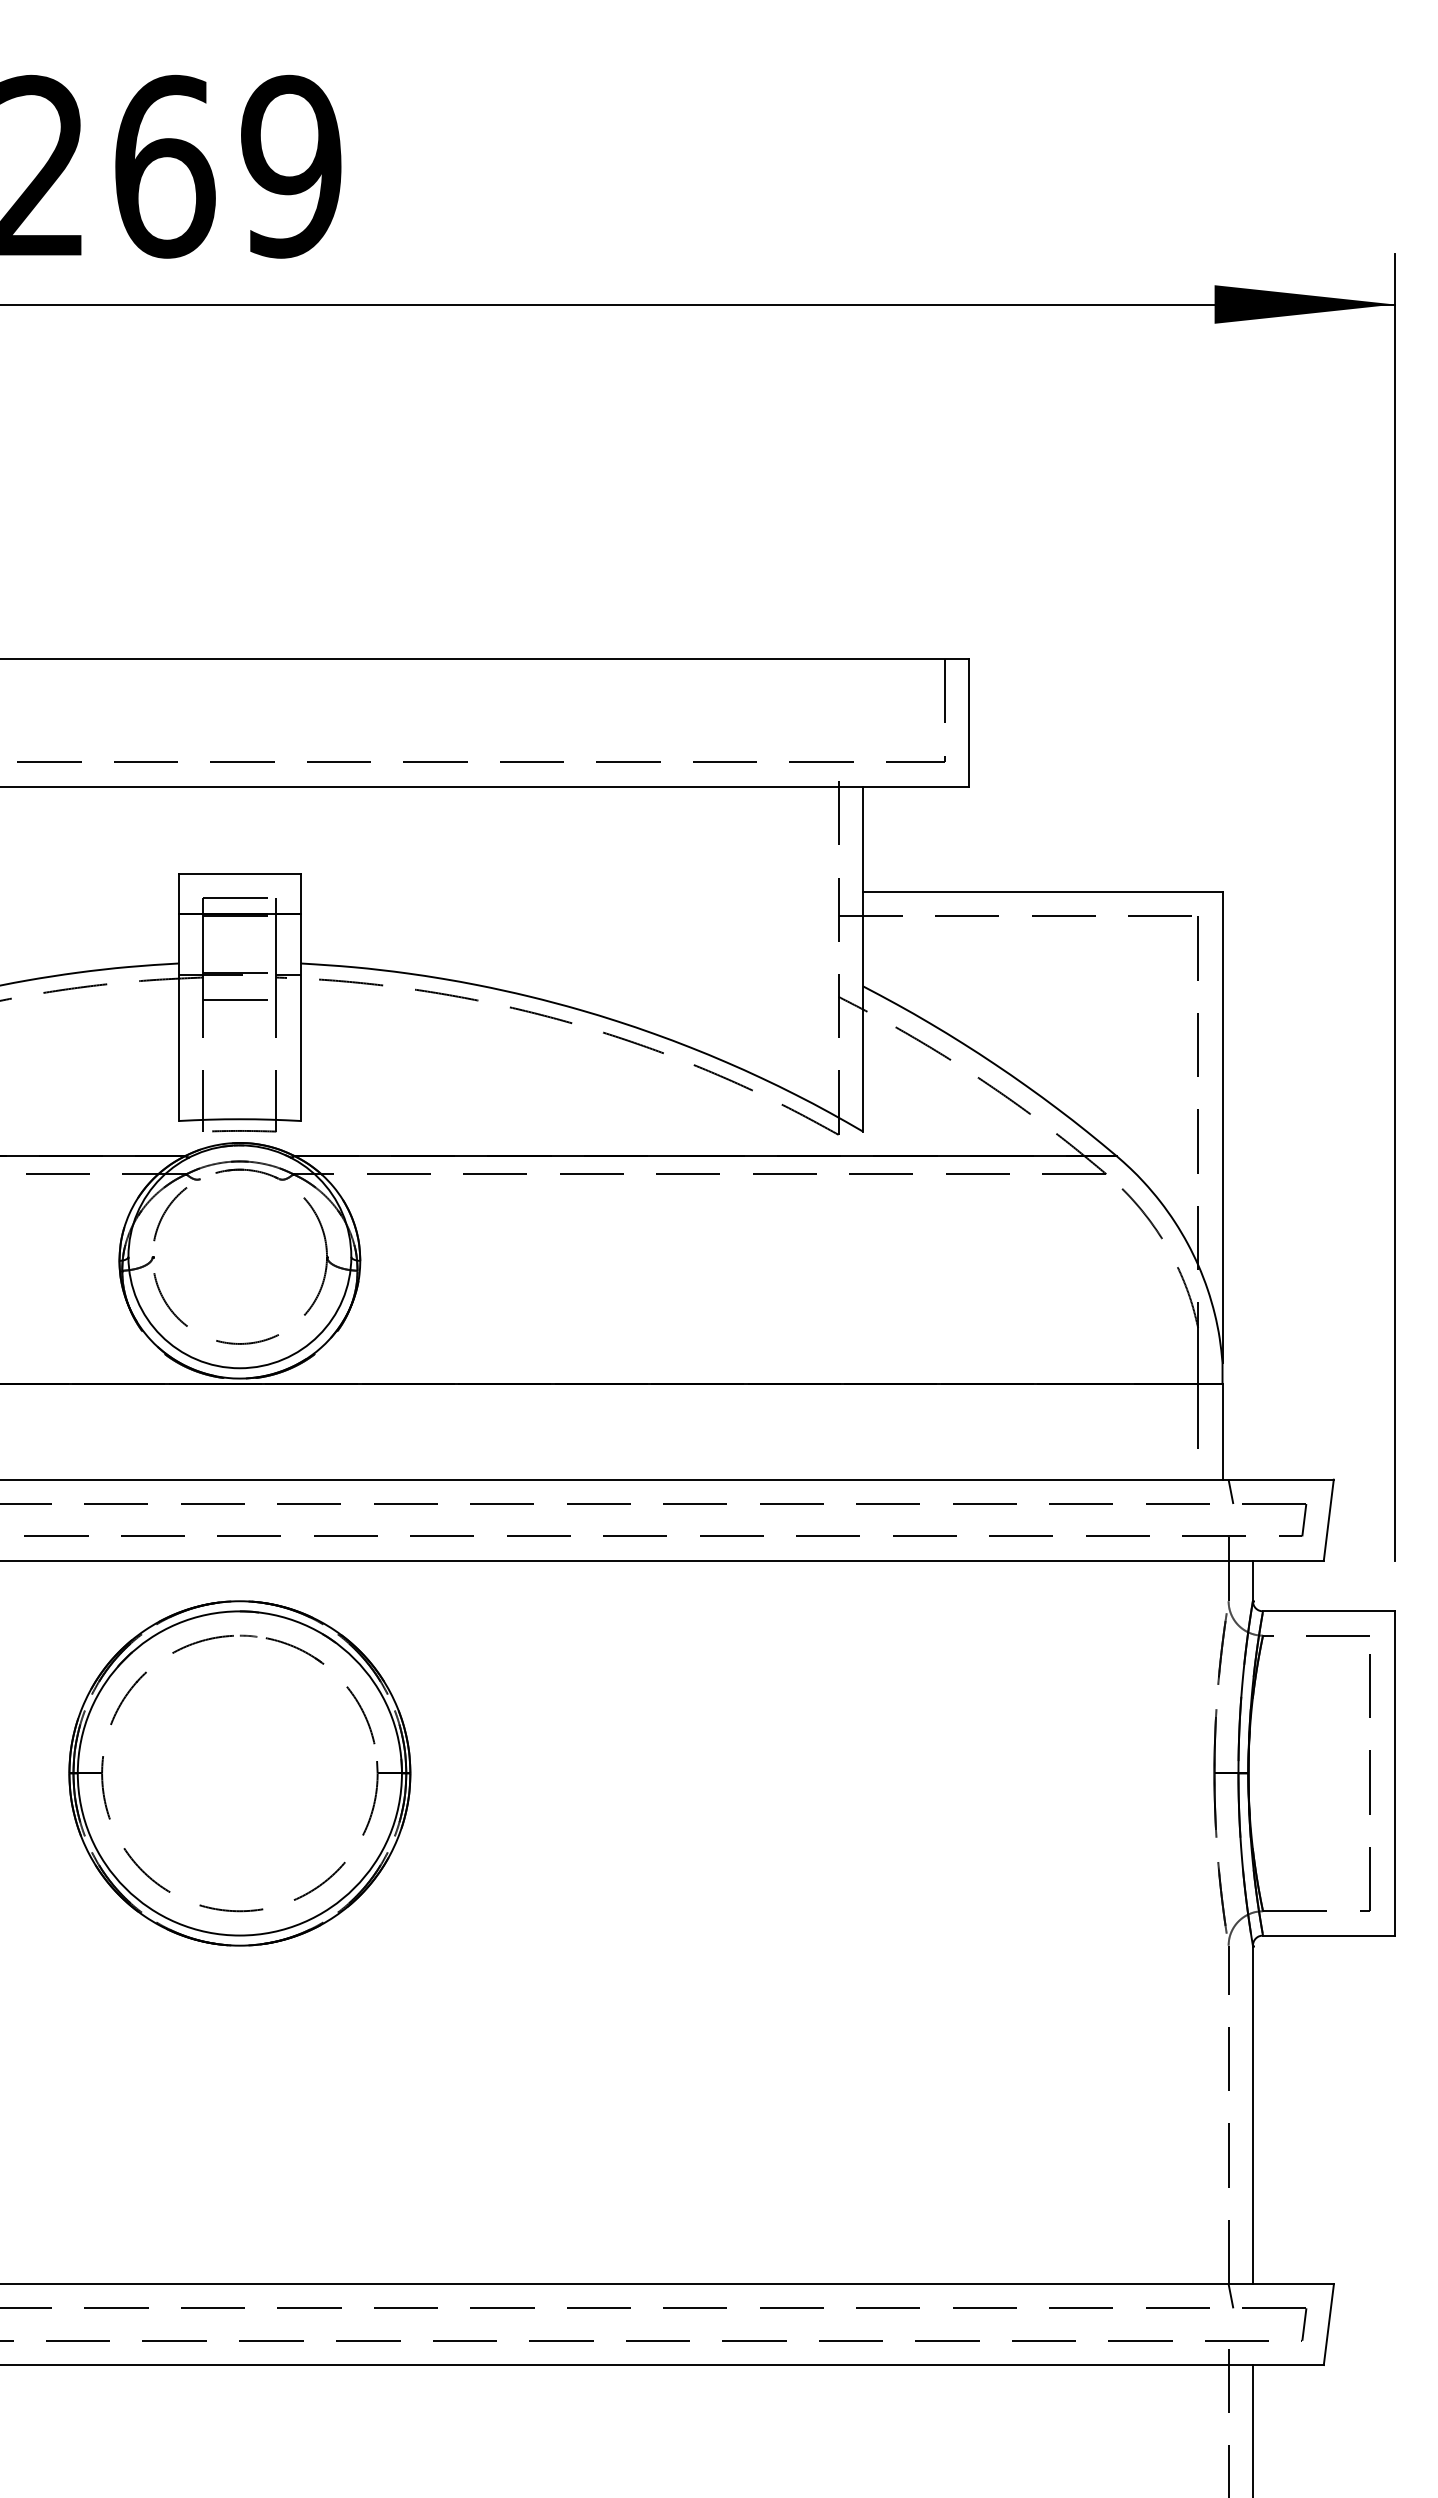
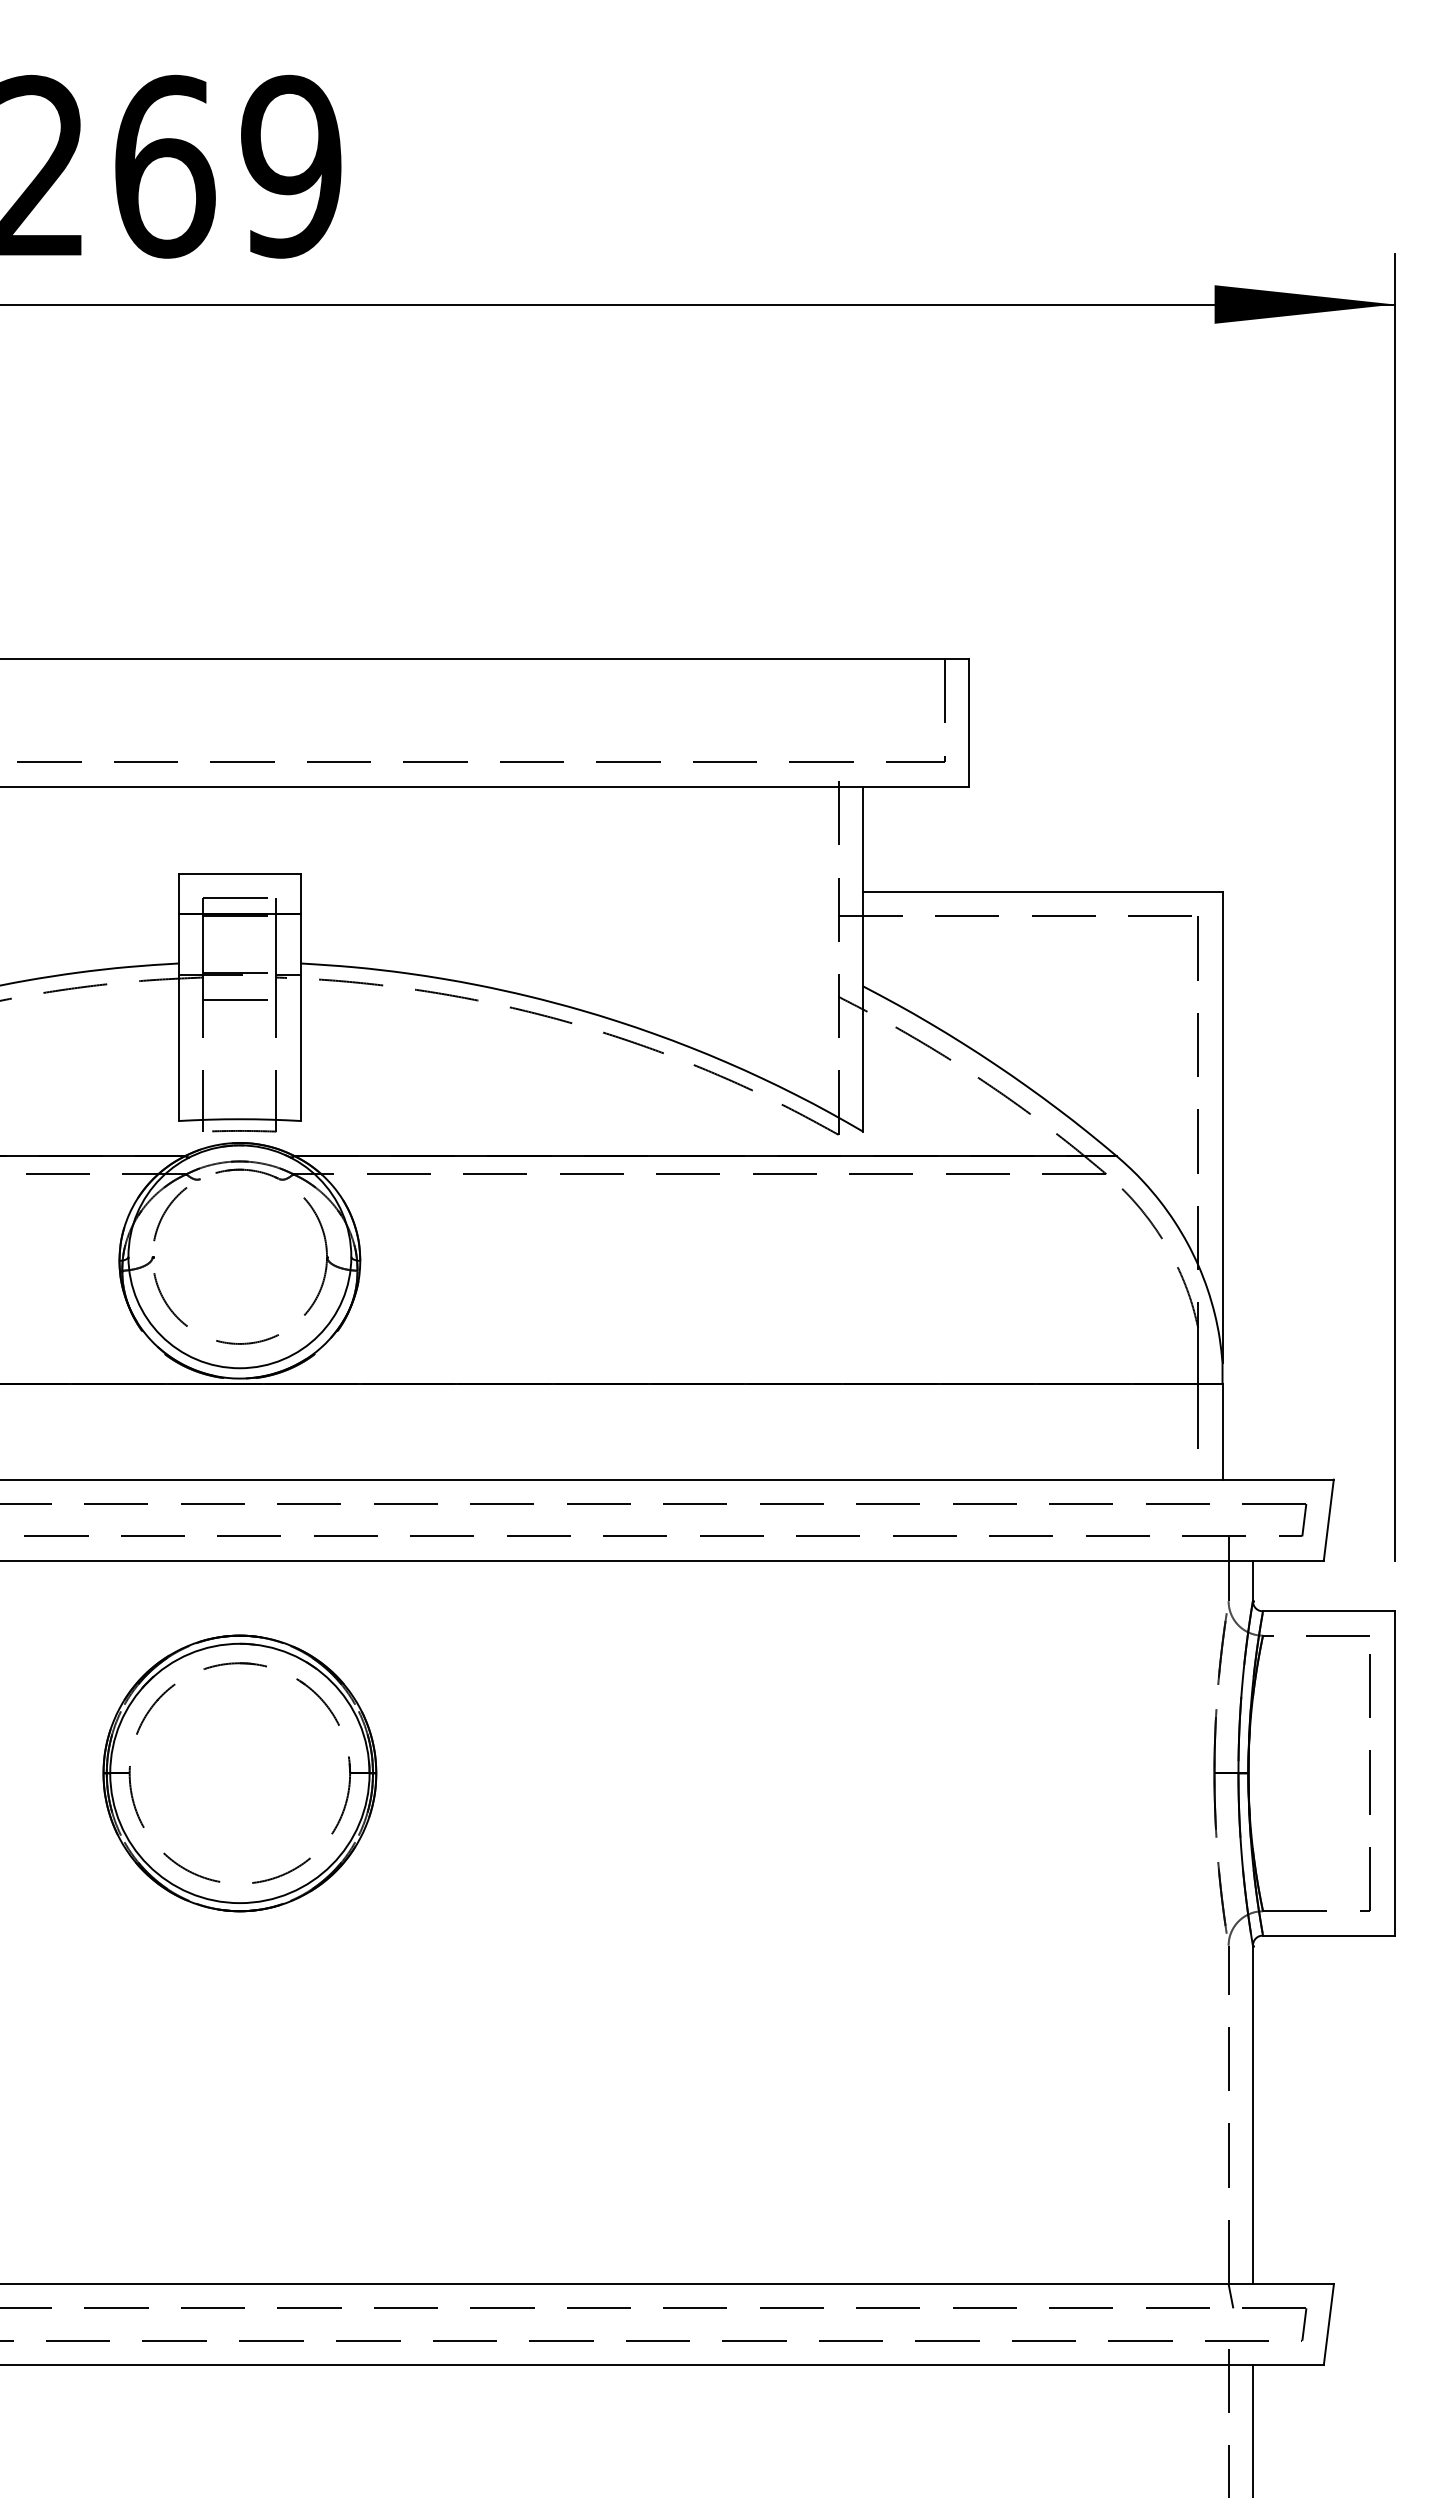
line: present -> none (1230, 1491)
part size: 344x347 px -> 276x279 px (239, 1773)
